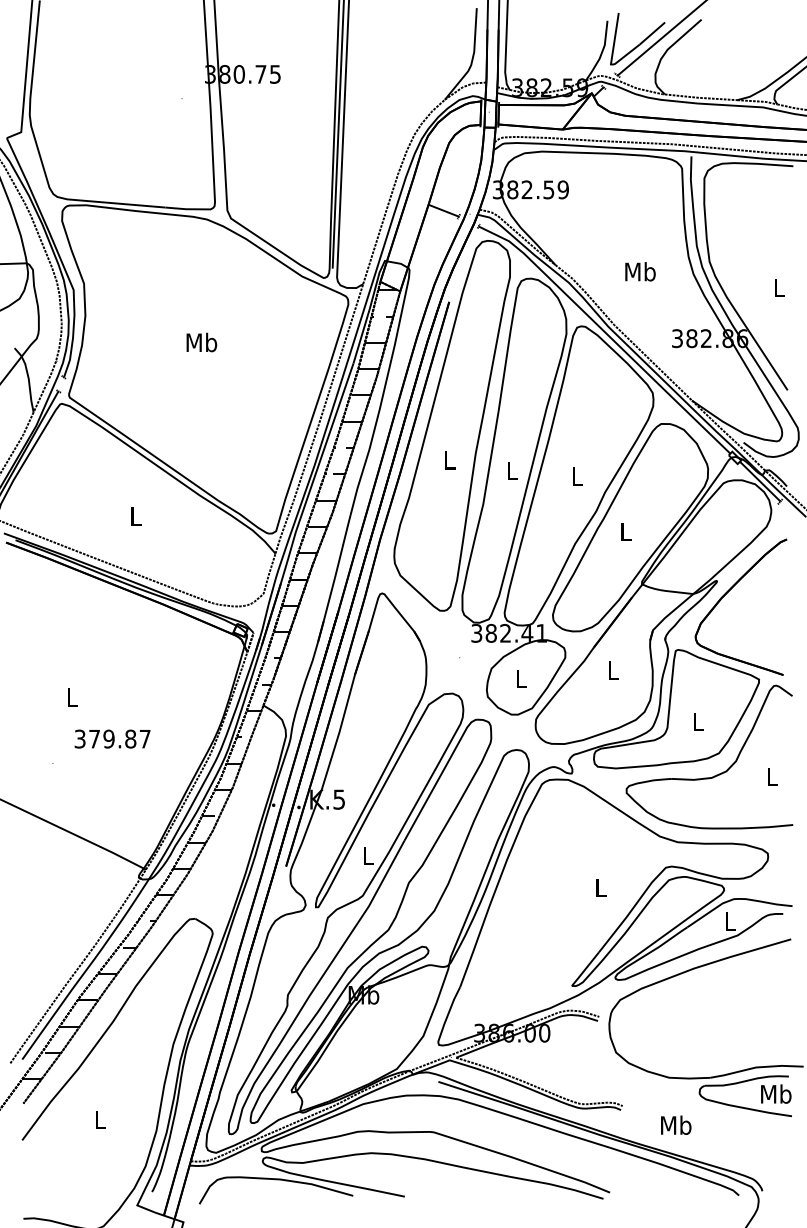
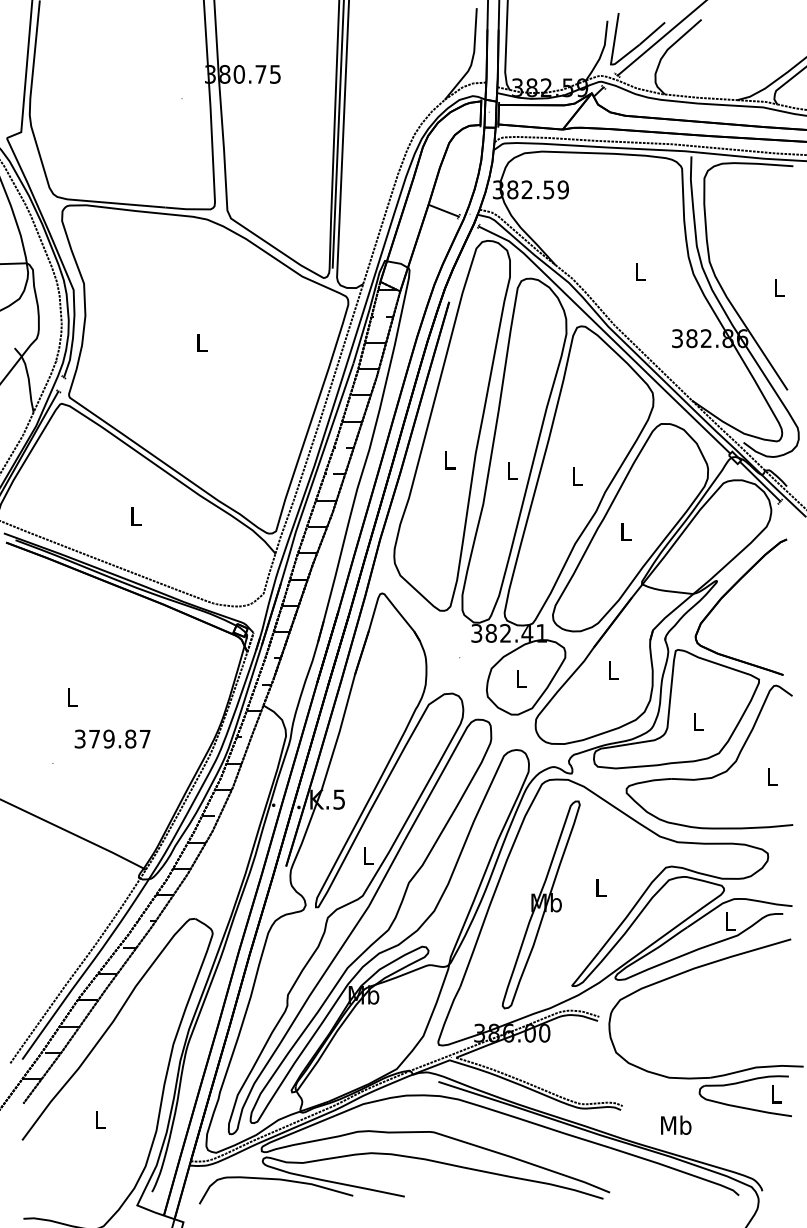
text: Mb -> L (640, 271)
text: Mb -> L (201, 342)
part: none -> present (540, 904)
text: Mb -> L (776, 1093)
